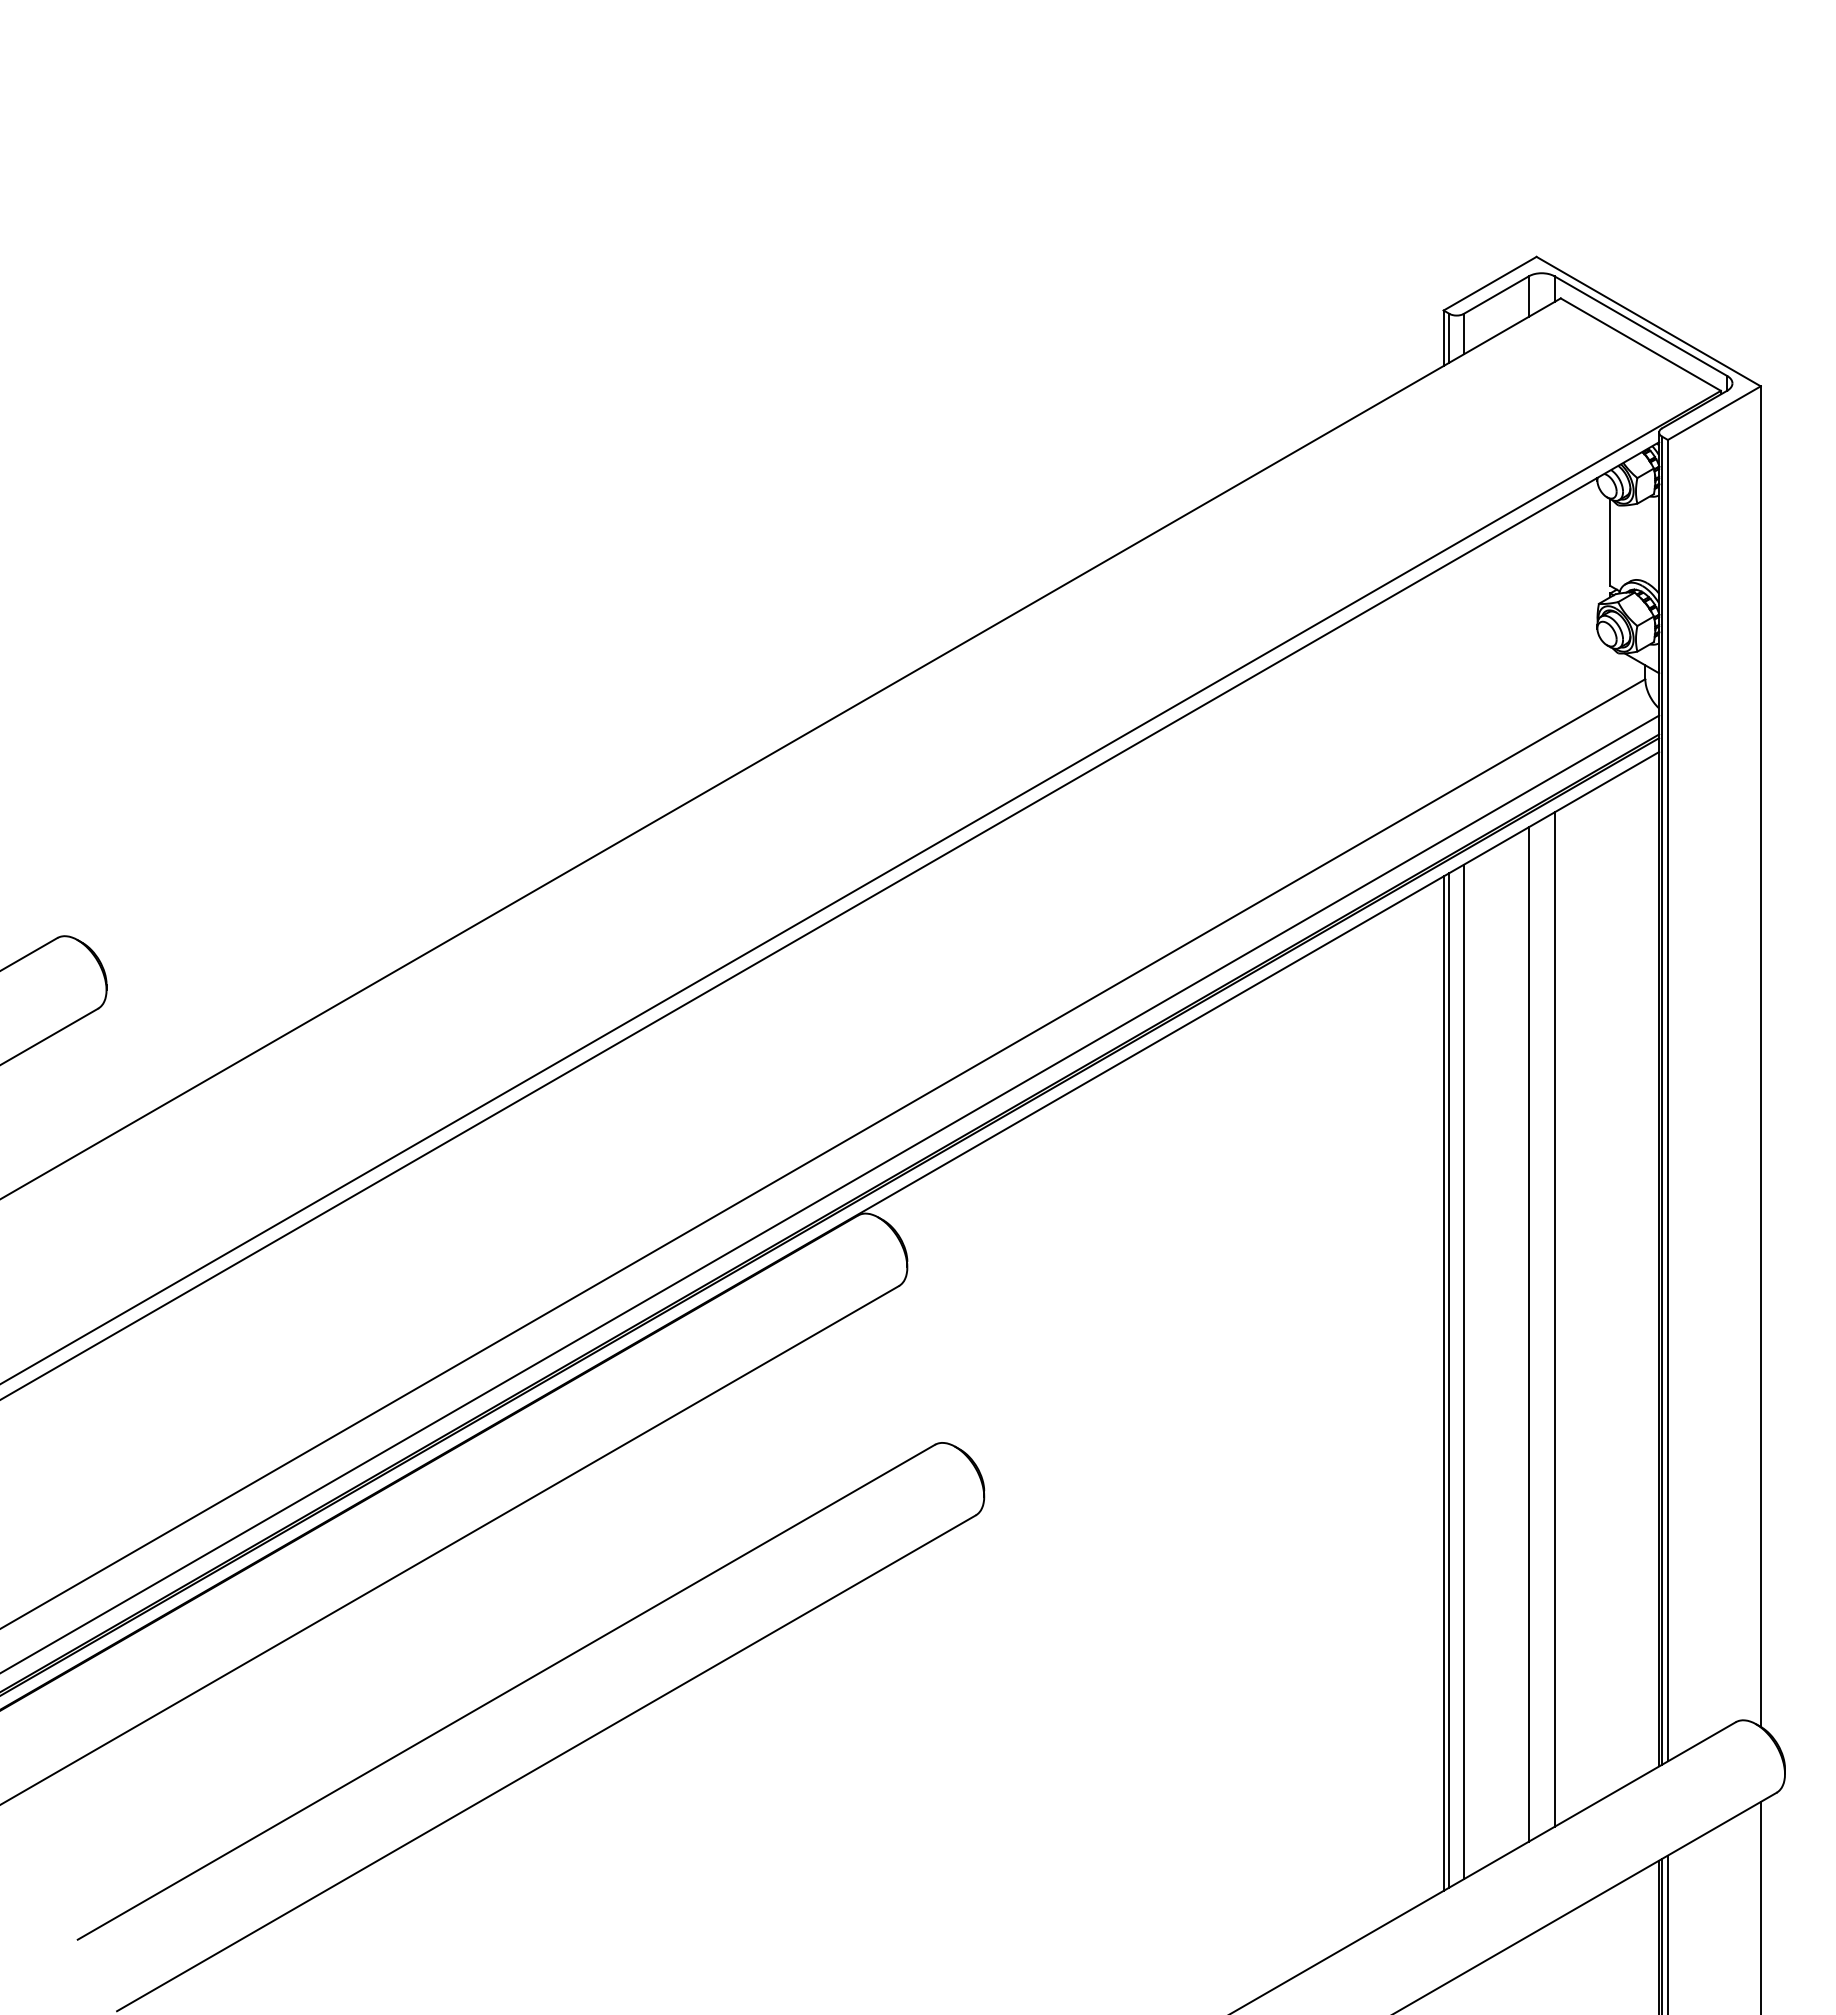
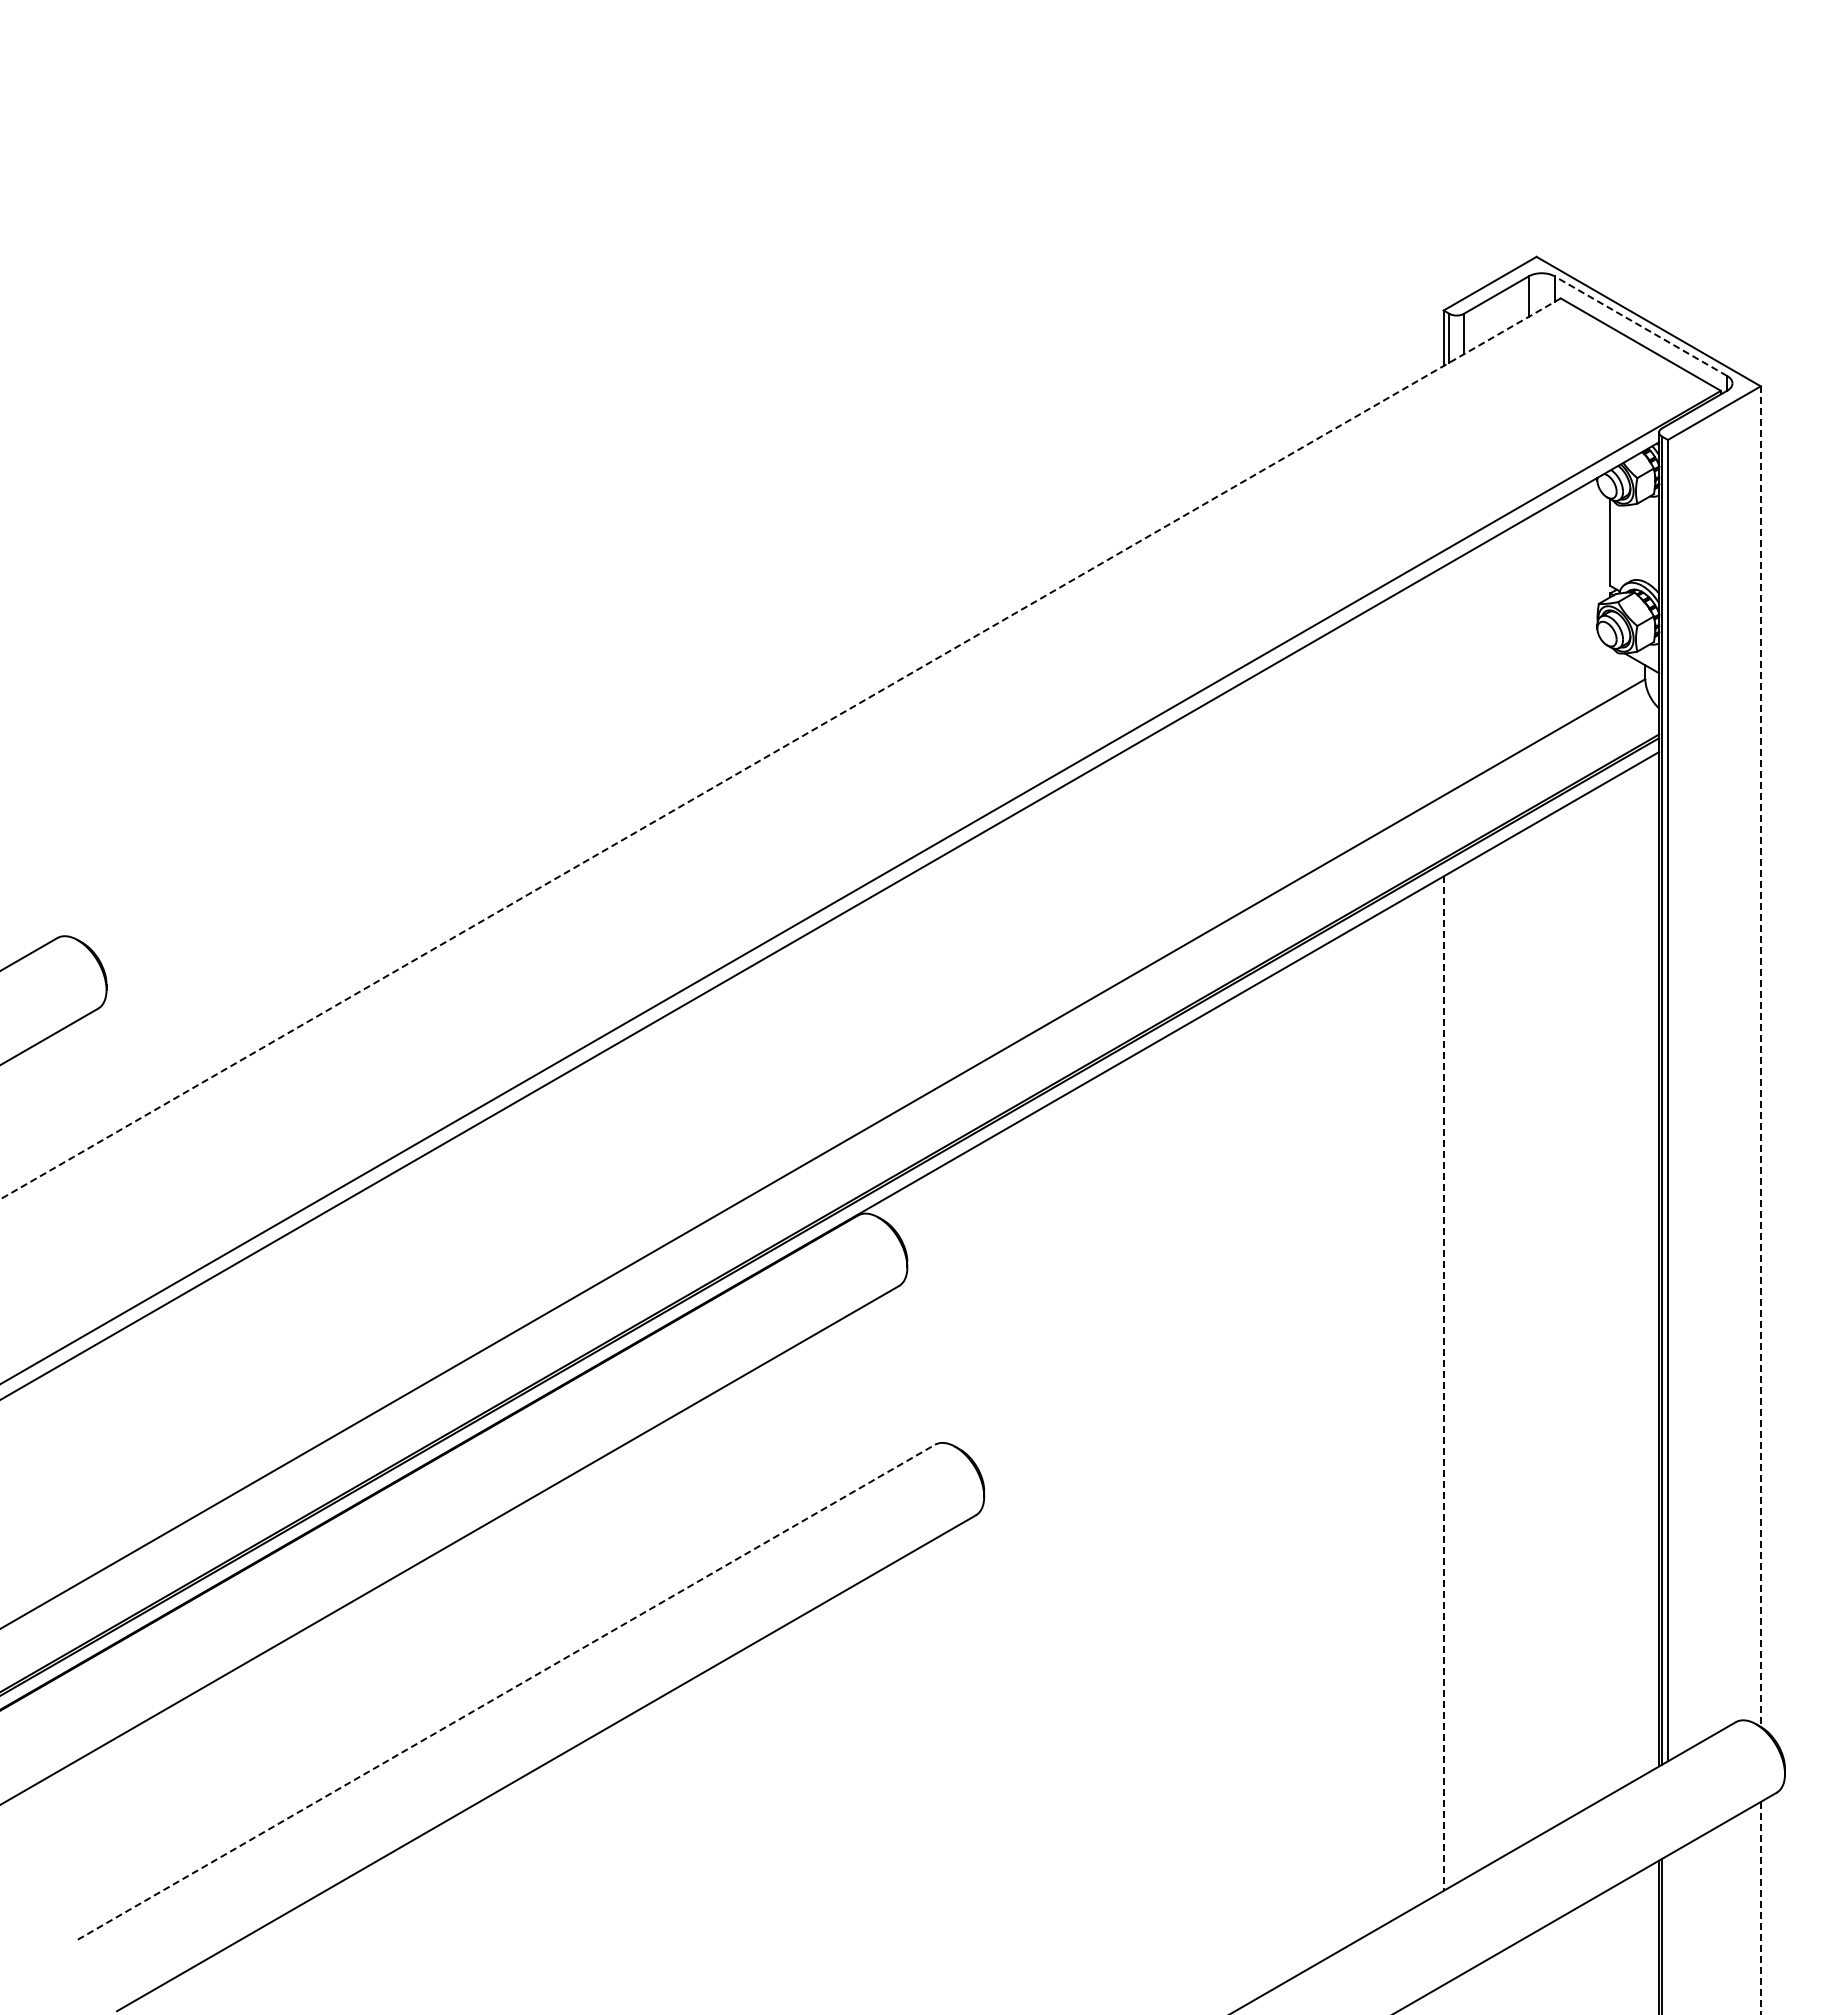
line: solid -> dashed (1640, 326)
line: solid -> dashed (780, 748)
line: solid -> dashed (1760, 1057)
line: present -> none (830, 1193)
line: present -> none (1554, 1319)
line: present -> none (1528, 1334)
line: present -> none (1463, 1371)
line: present -> none (1449, 1380)
line: solid -> dashed (1443, 1384)
line: solid -> dashed (506, 1692)
line: solid -> dashed (1760, 1908)
line: present -> none (1667, 1933)
